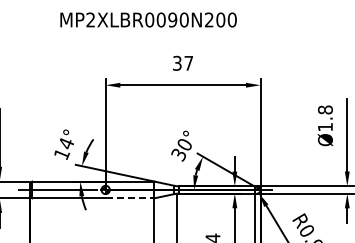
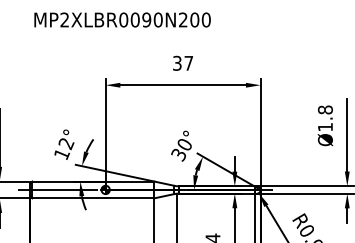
text position: (148, 19) -> (122, 19) (122, 19)
text: 14° -> 12° (66, 144)
line: dashed -> solid (130, 198)
